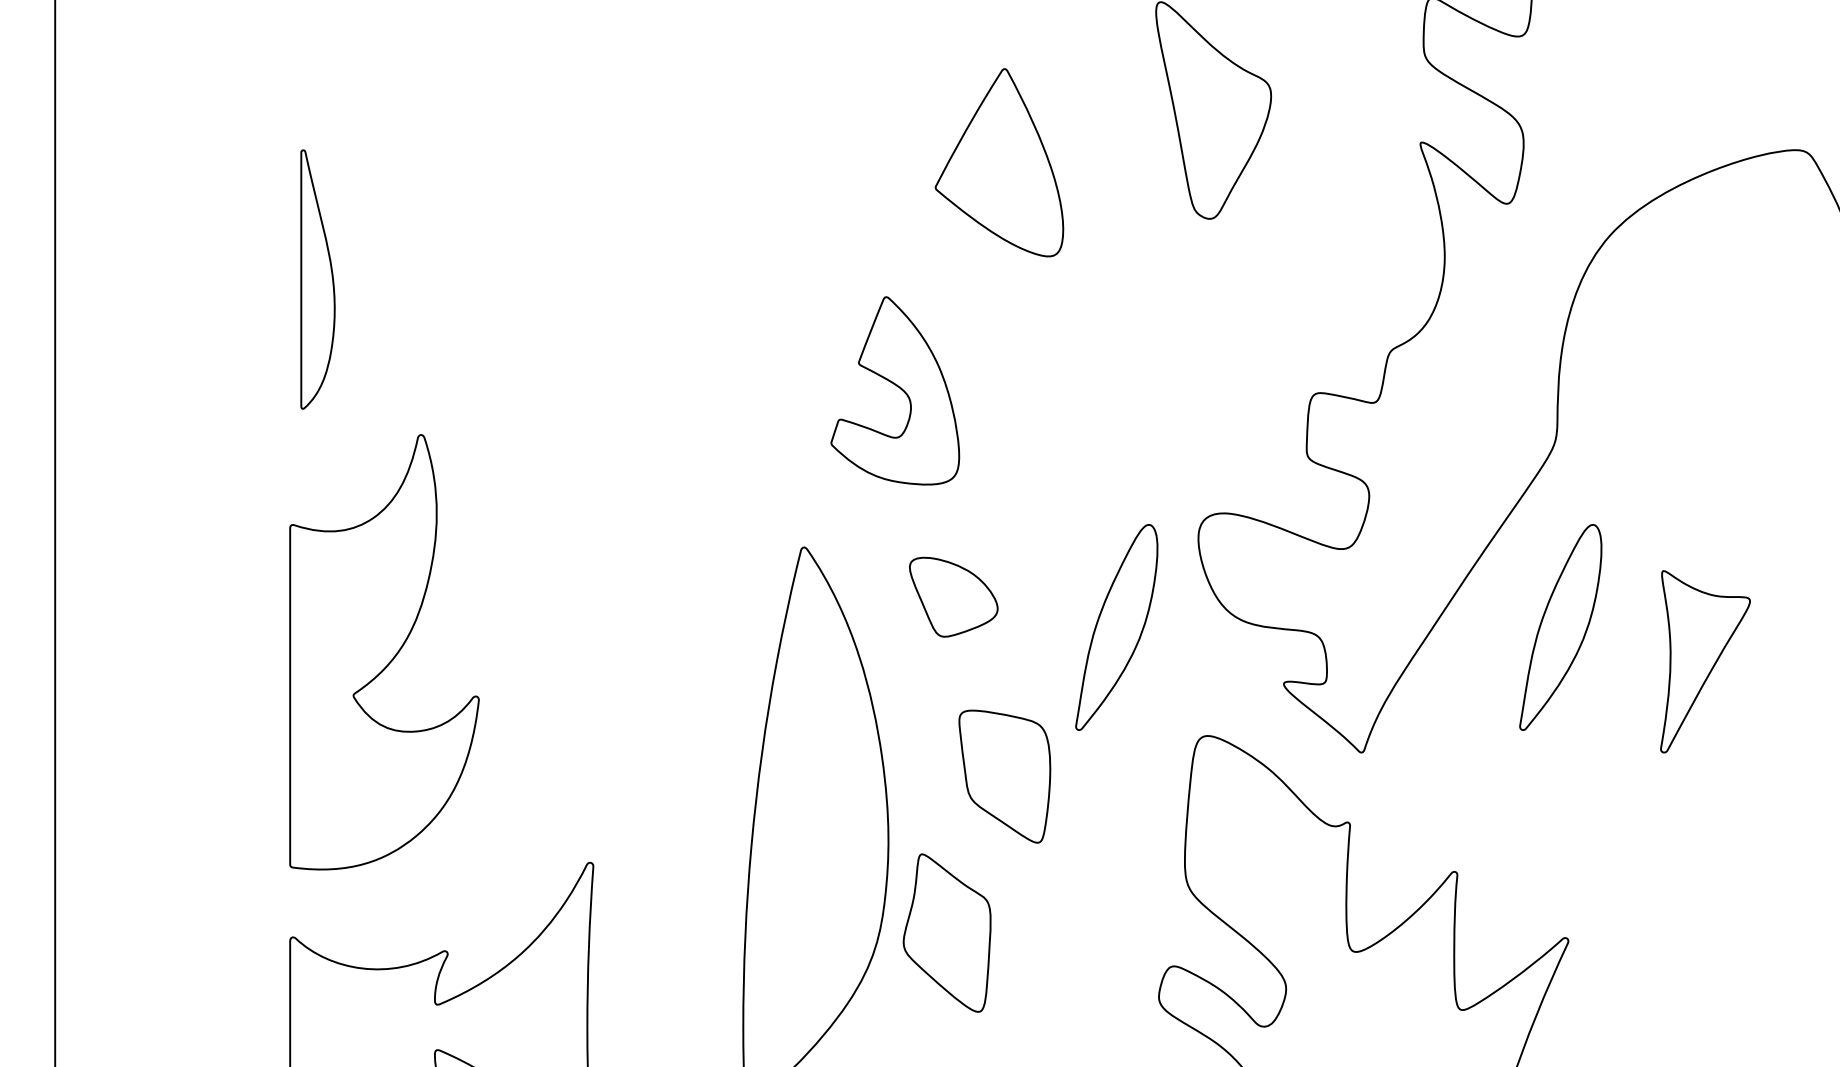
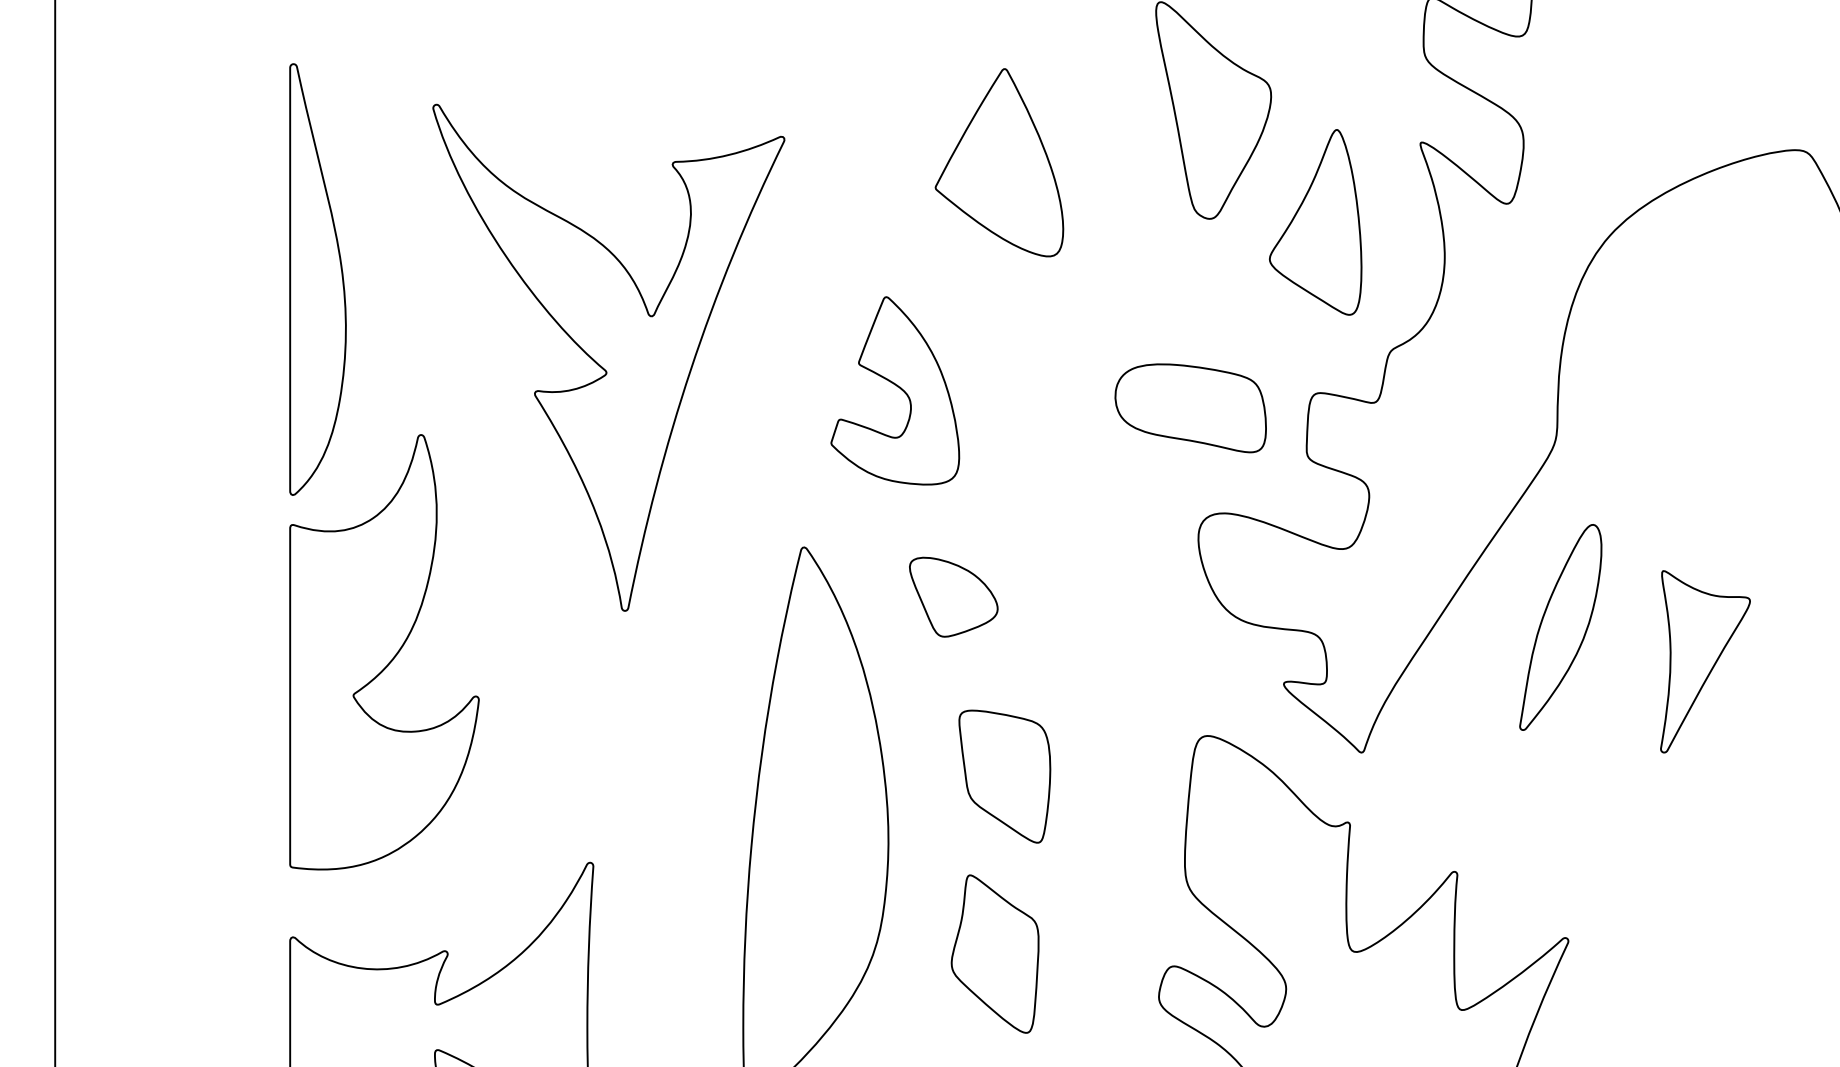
part: none -> present (1315, 222)
part size: 36x261 px -> 58x433 px (317, 279)
part: none -> present (608, 357)
part: none -> present (1190, 408)
part: present -> none (1116, 627)
part position: (946, 932) -> (994, 953) (994, 953)
